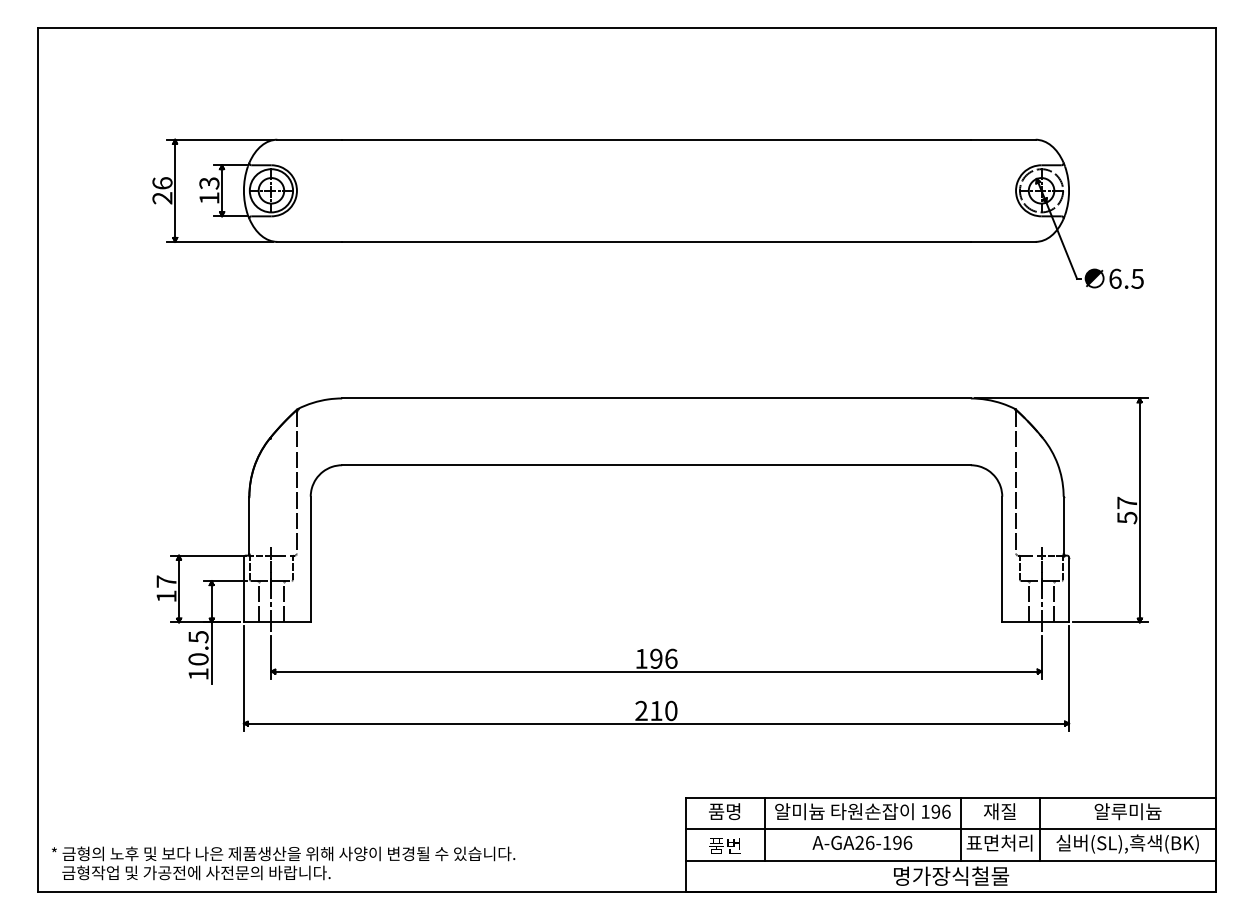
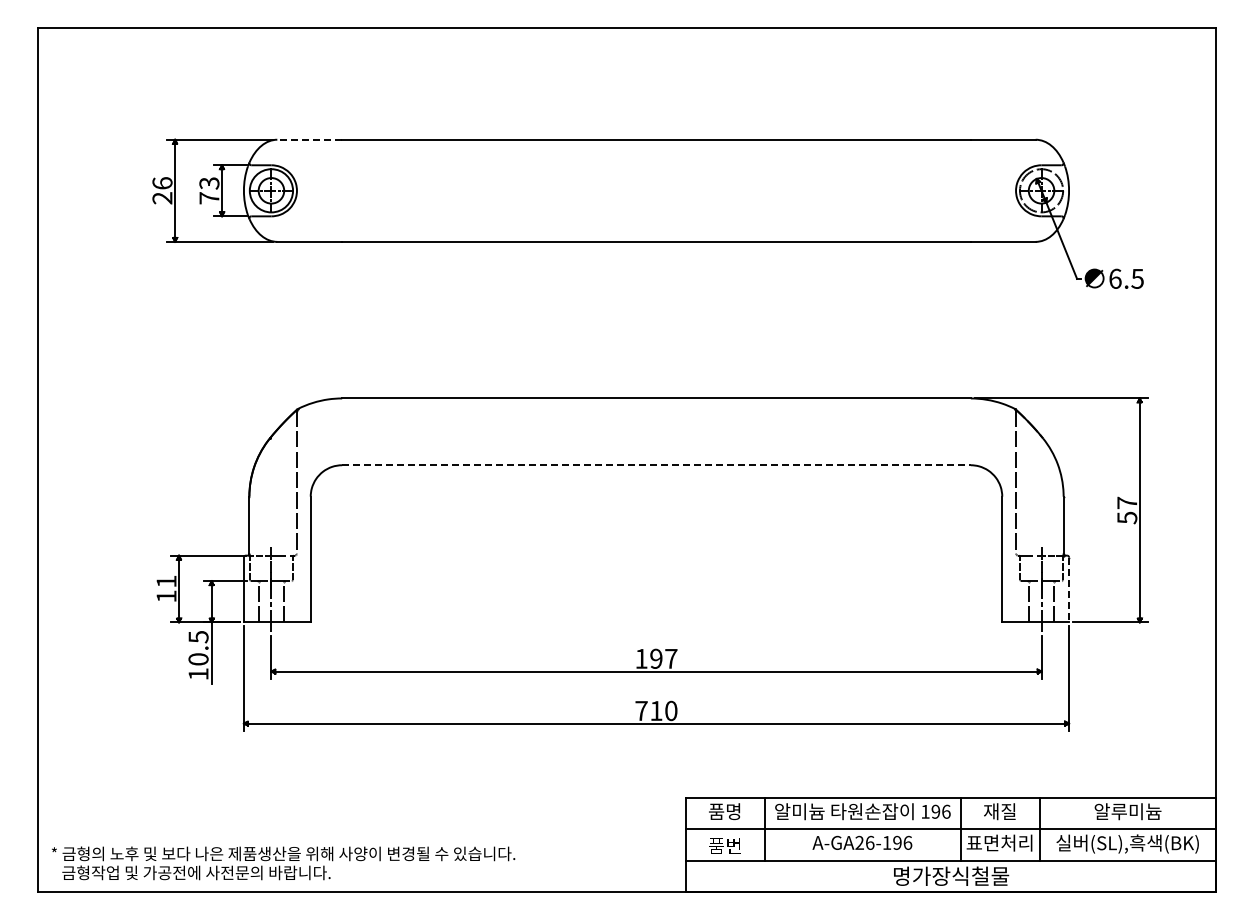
line: solid -> dashed (309, 139)
text: 13 -> 73 (209, 198)
line: solid -> dashed (657, 465)
text: 17 -> 11 (166, 581)
line: solid -> dashed (1069, 590)
text: 196 -> 197 (671, 658)
text: 210 -> 710 (641, 710)
